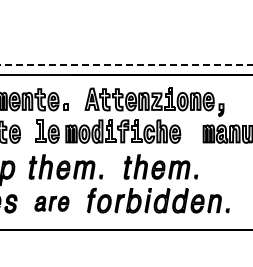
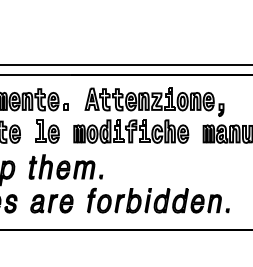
line: dashed -> solid (126, 65)
part position: (123, 131) -> (131, 131) (131, 131)
part: present -> none (160, 166)
part size: 36x17 px -> 44x20 px (51, 203)
